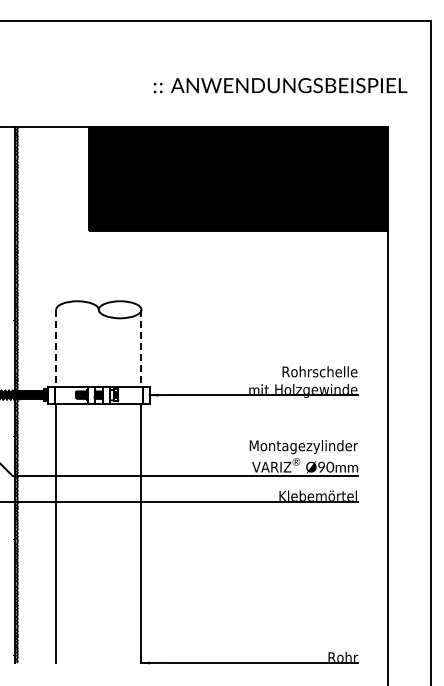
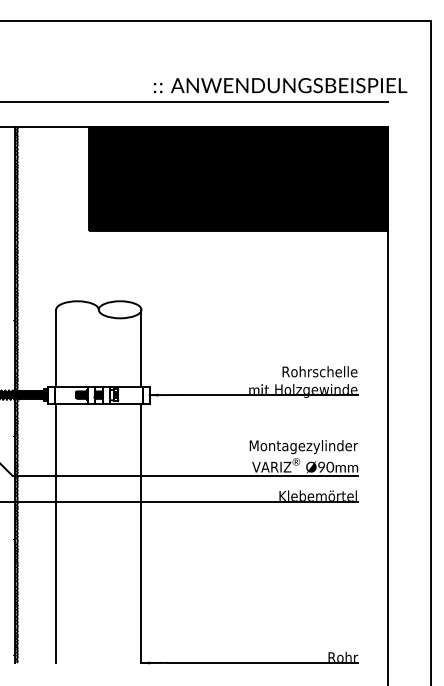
line: none -> present (195, 101)
line: dashed -> solid (56, 348)
line: dashed -> solid (141, 348)
